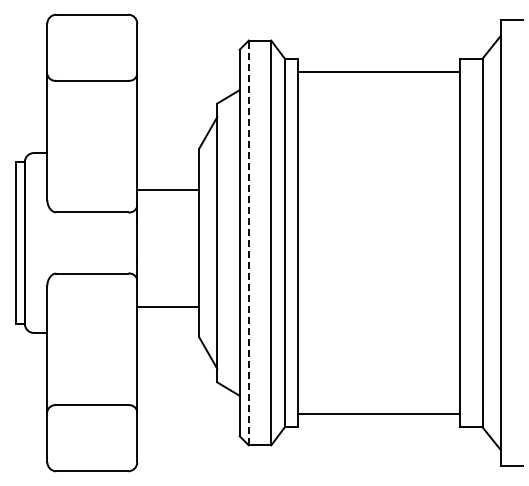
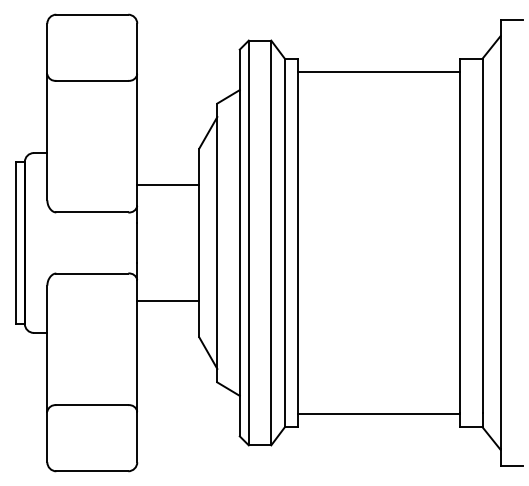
line position: (168, 189) -> (168, 184) (168, 184)
line: dashed -> solid (248, 242)
line position: (168, 307) -> (168, 301) (168, 301)
